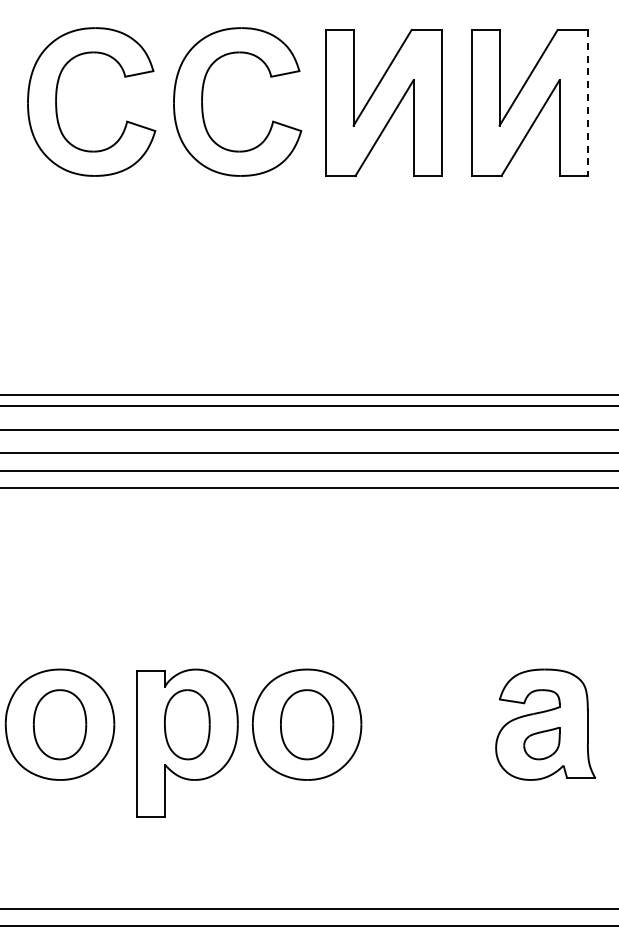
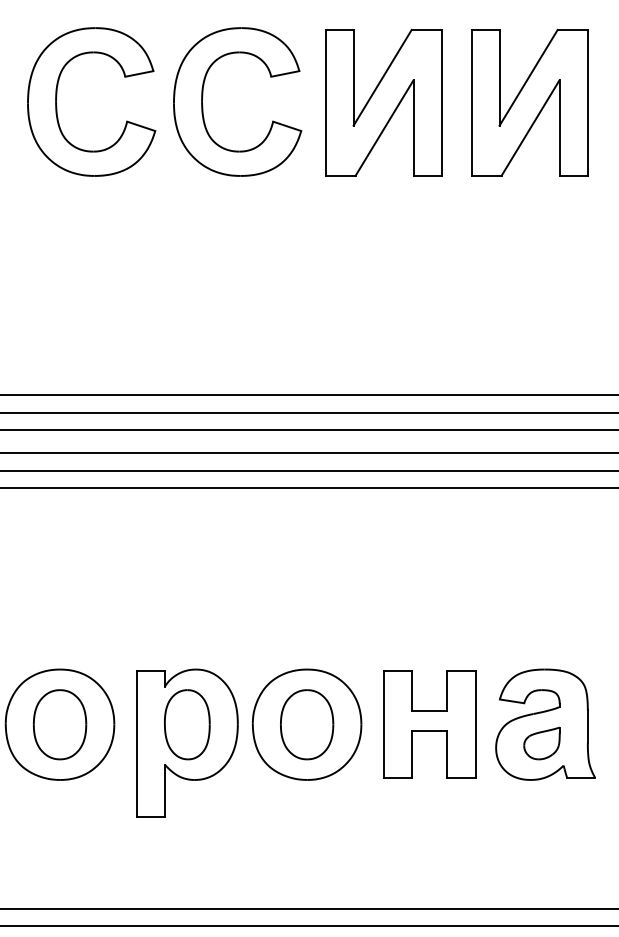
line: dashed -> solid (587, 102)
line position: (308, 405) -> (308, 412) (308, 412)
part: none -> present (429, 724)
